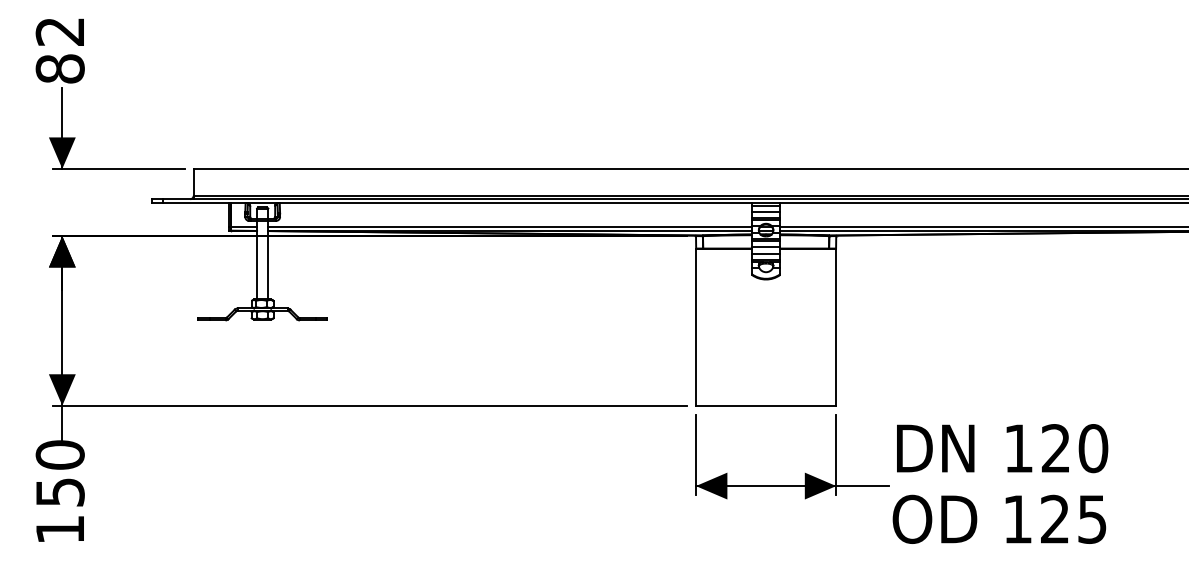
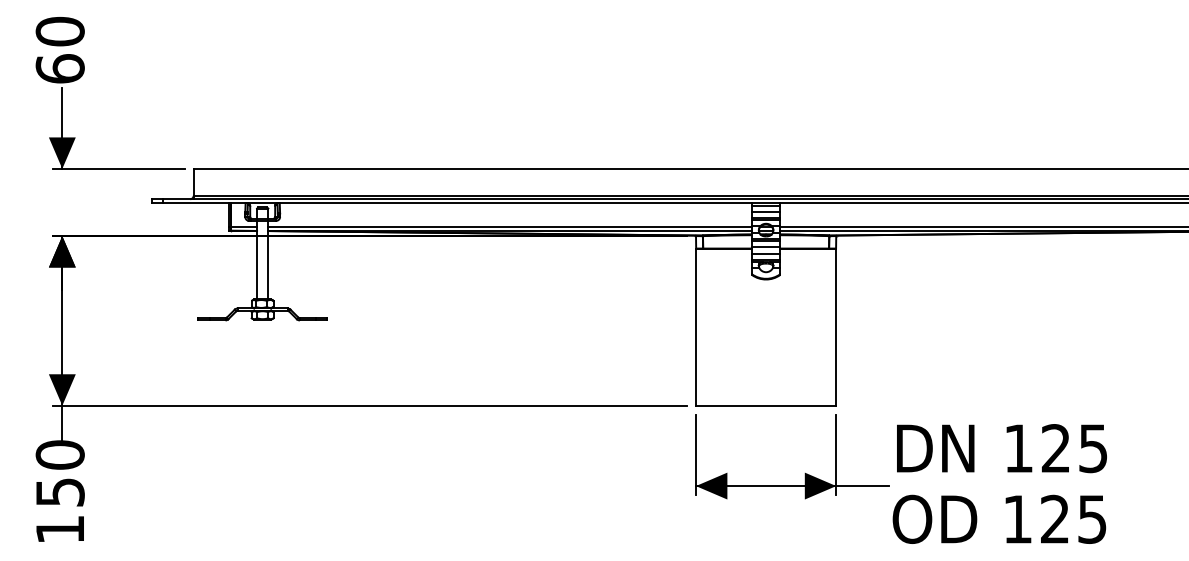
text: 82 -> 60 (59, 49)
text: 120 -> 125 (1093, 448)
